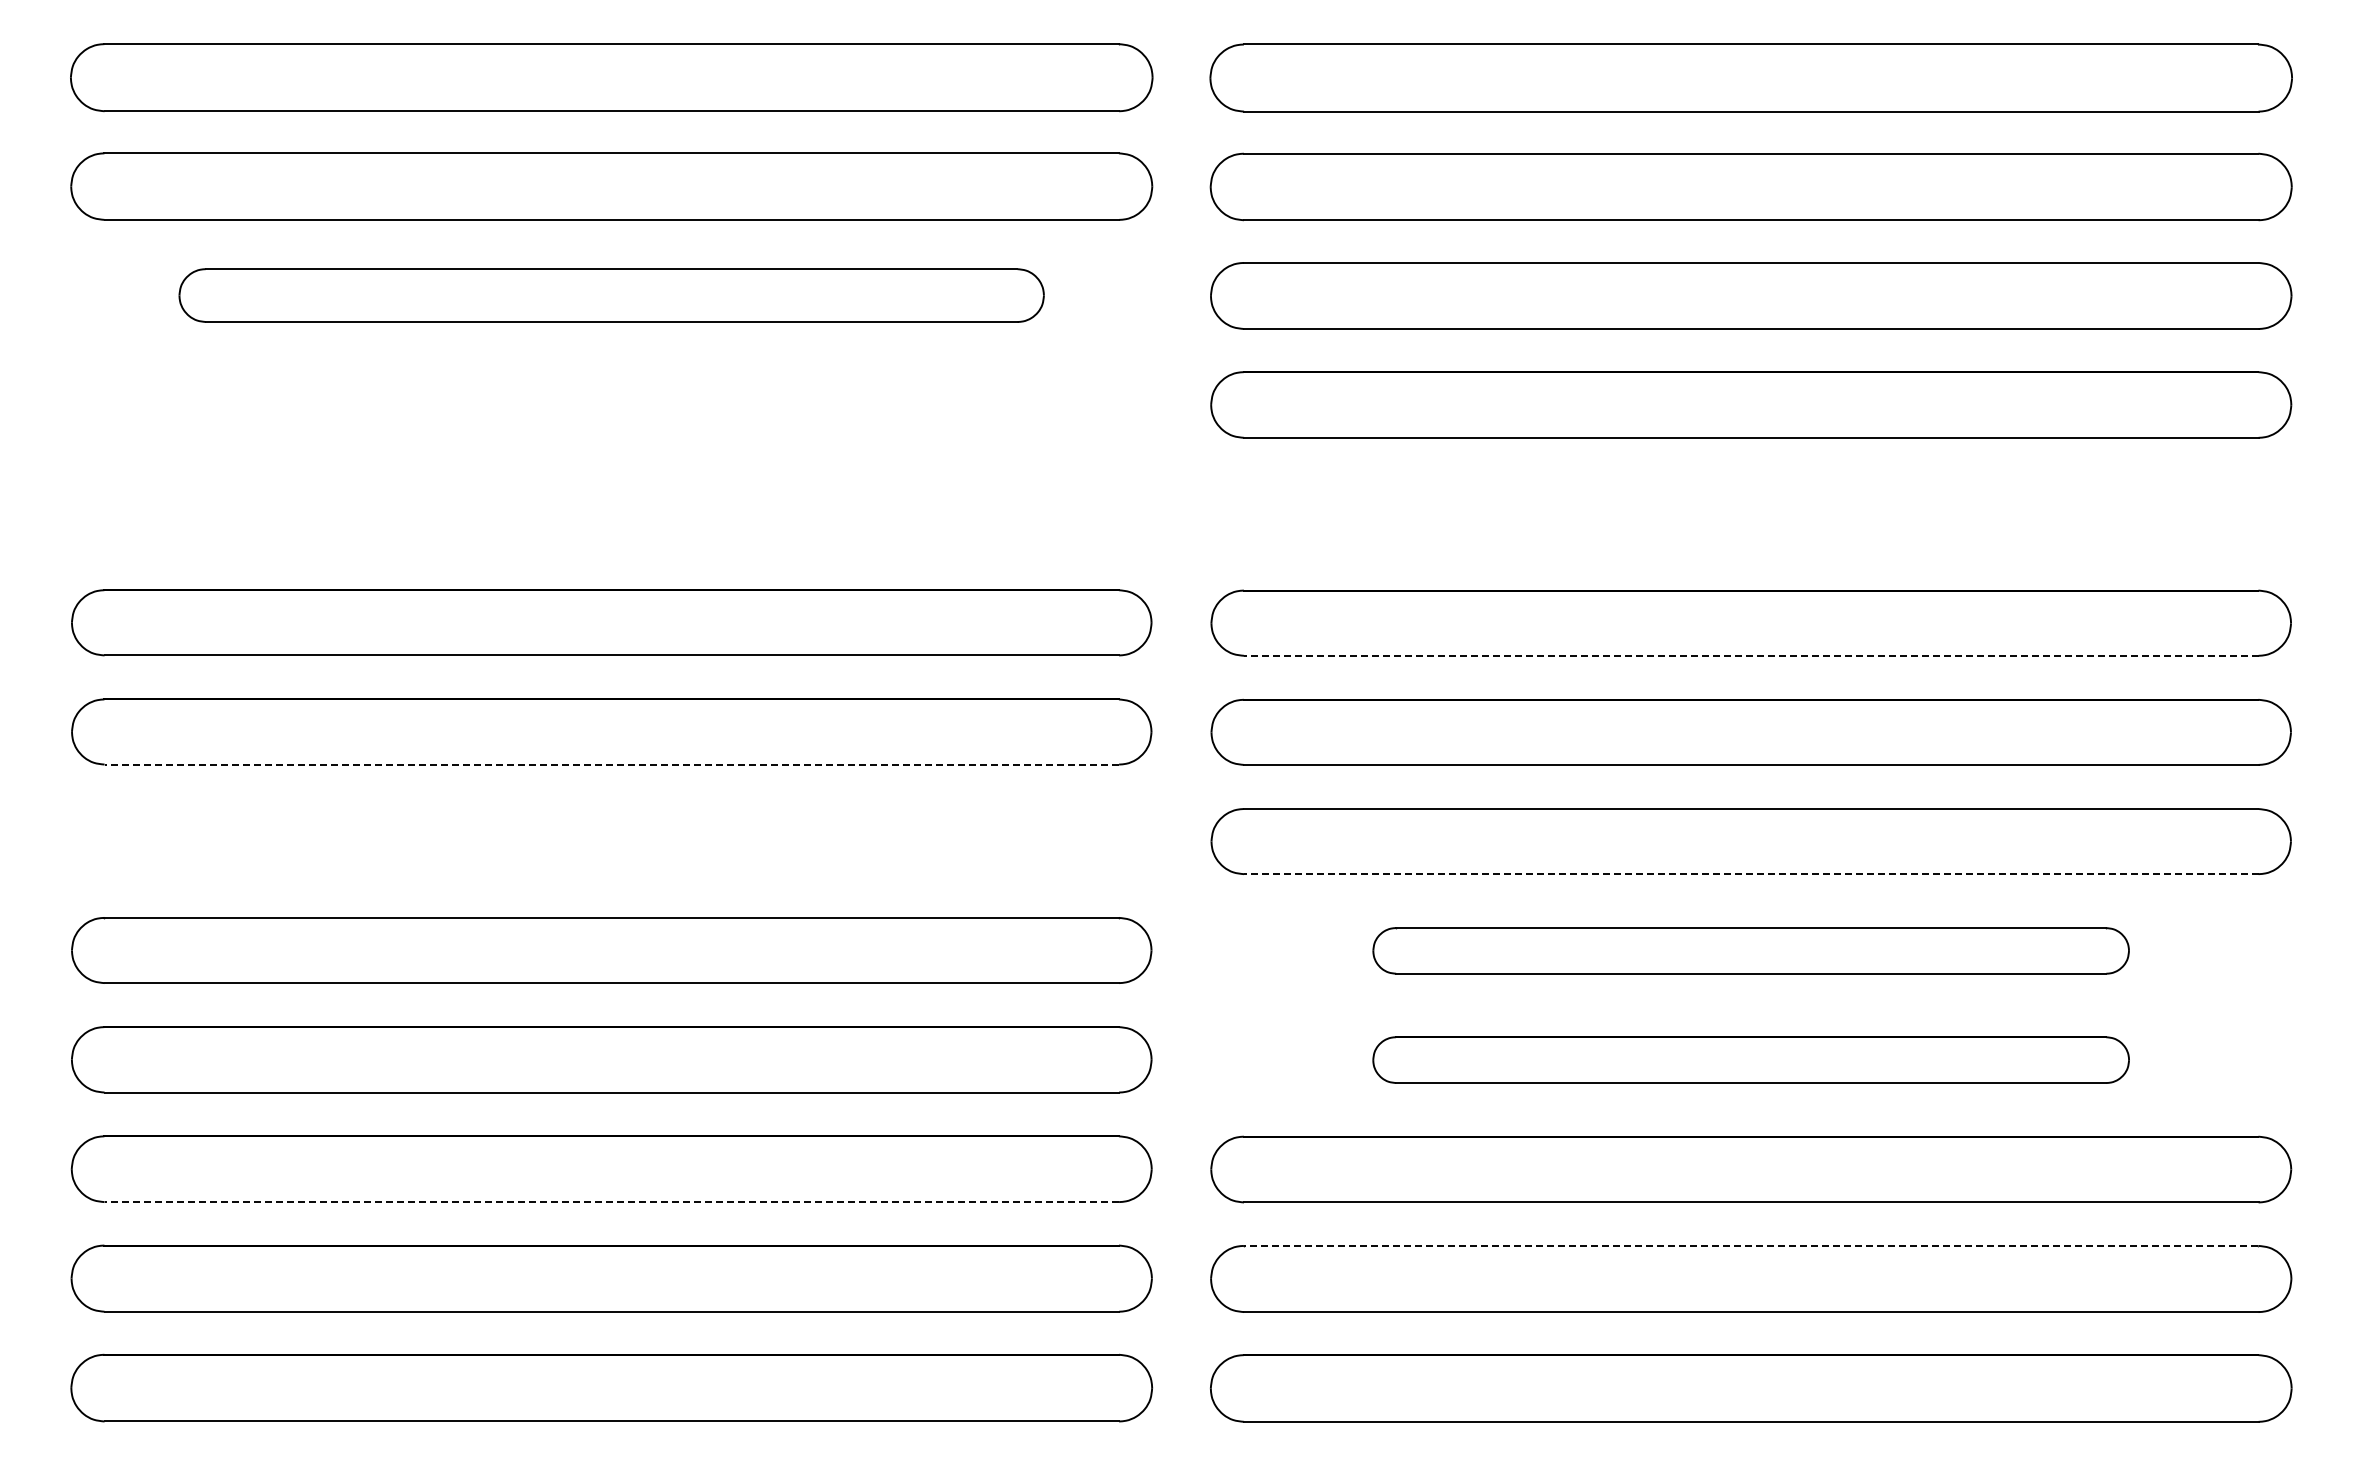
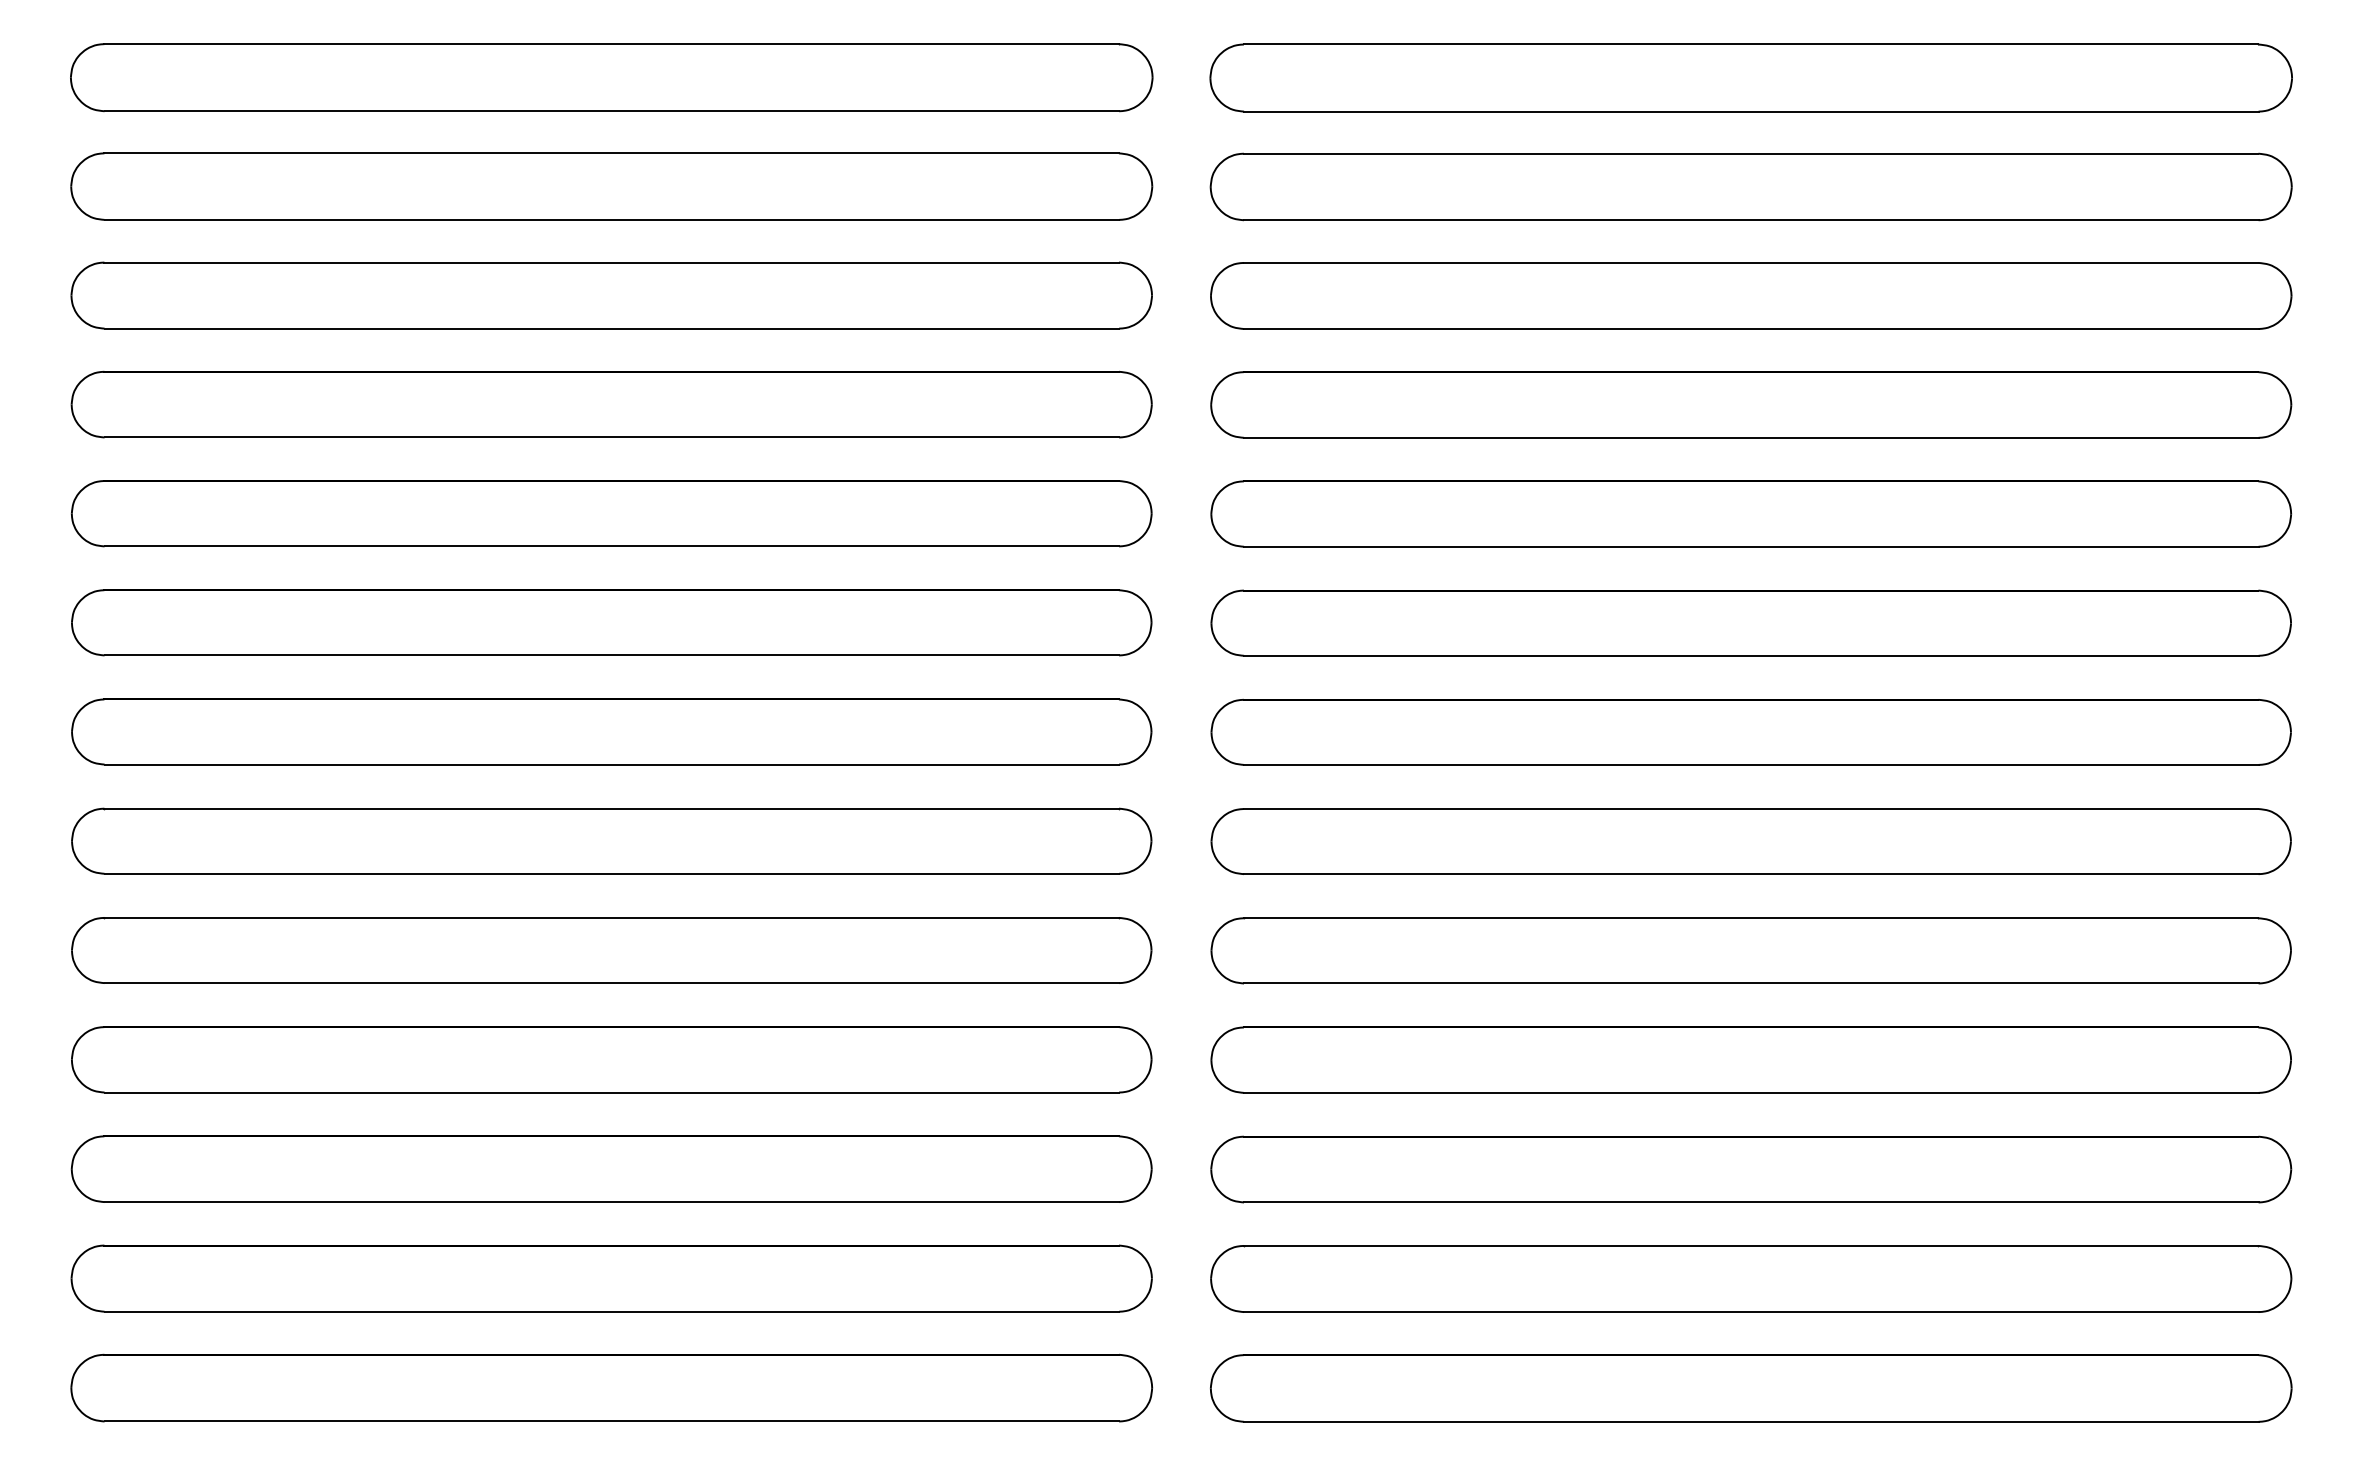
part size: 867x55 px -> 1083x69 px (611, 295)
part: none -> present (611, 404)
part: none -> present (611, 513)
part: none -> present (1751, 513)
line: dashed -> solid (1750, 655)
line: dashed -> solid (611, 764)
part: none -> present (611, 840)
line: dashed -> solid (1750, 874)
part size: 758x48 px -> 1082x68 px (1750, 950)
part size: 758x48 px -> 1082x68 px (1750, 1059)
line: dashed -> solid (611, 1202)
line: dashed -> solid (1750, 1245)
